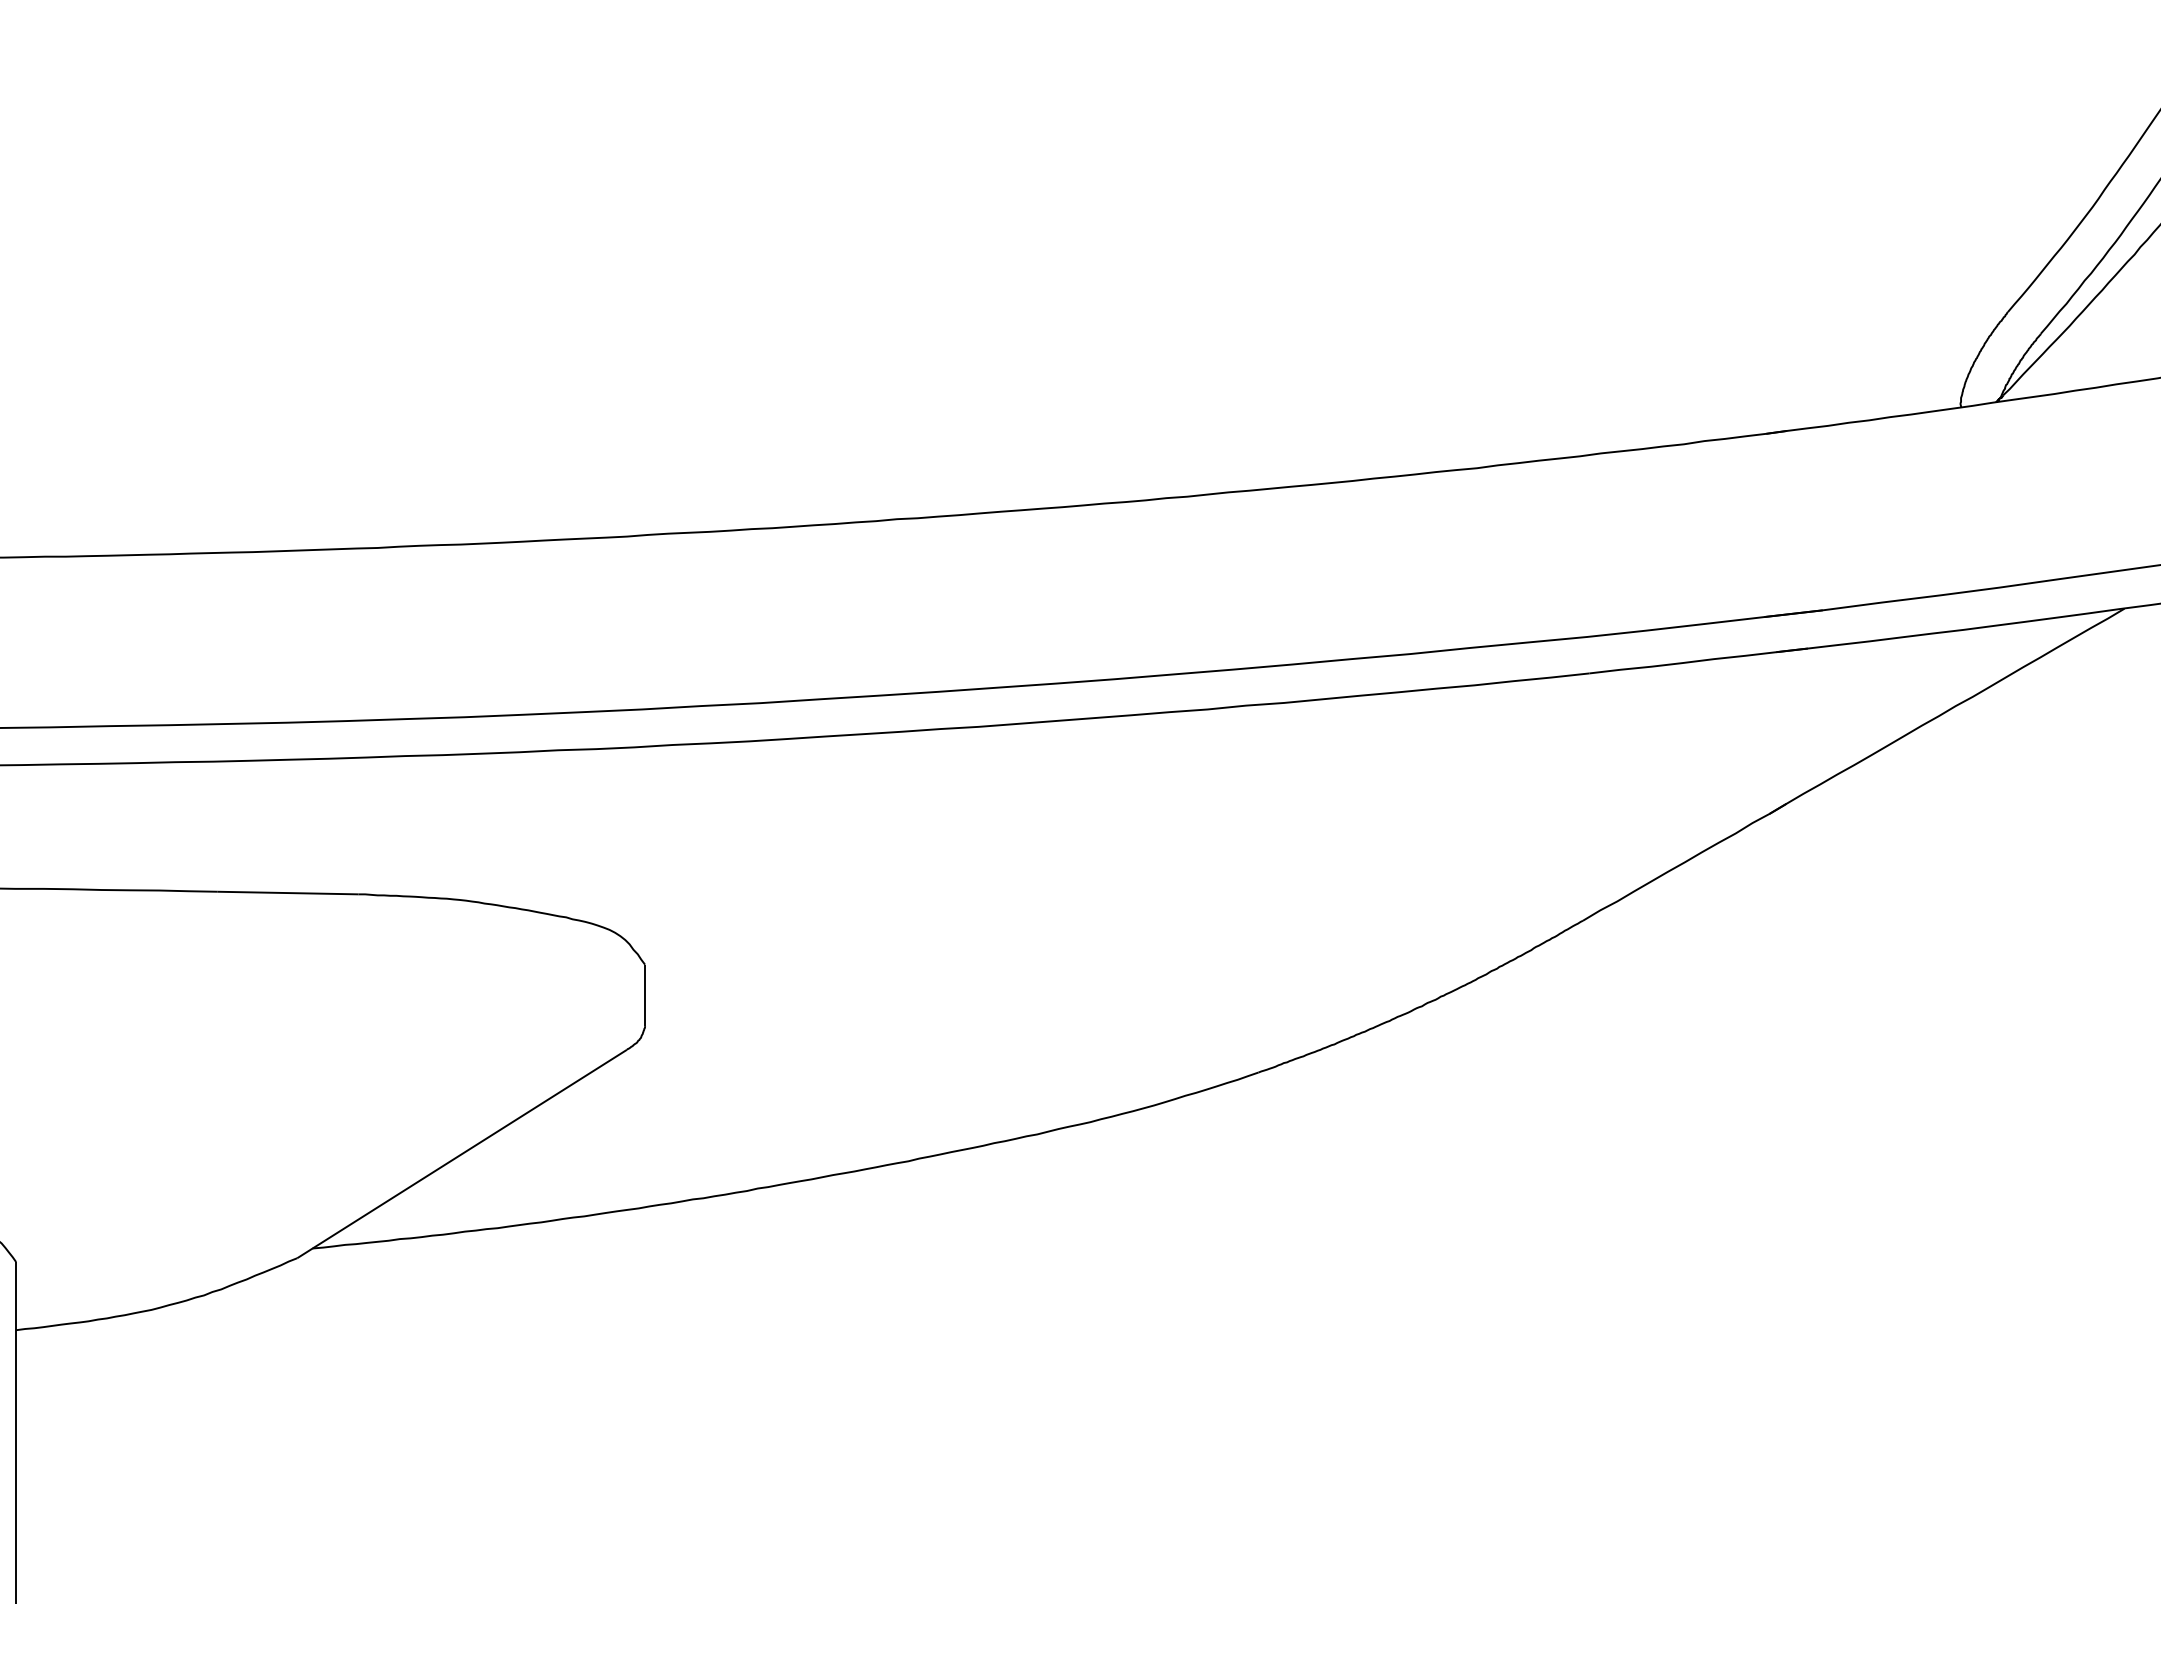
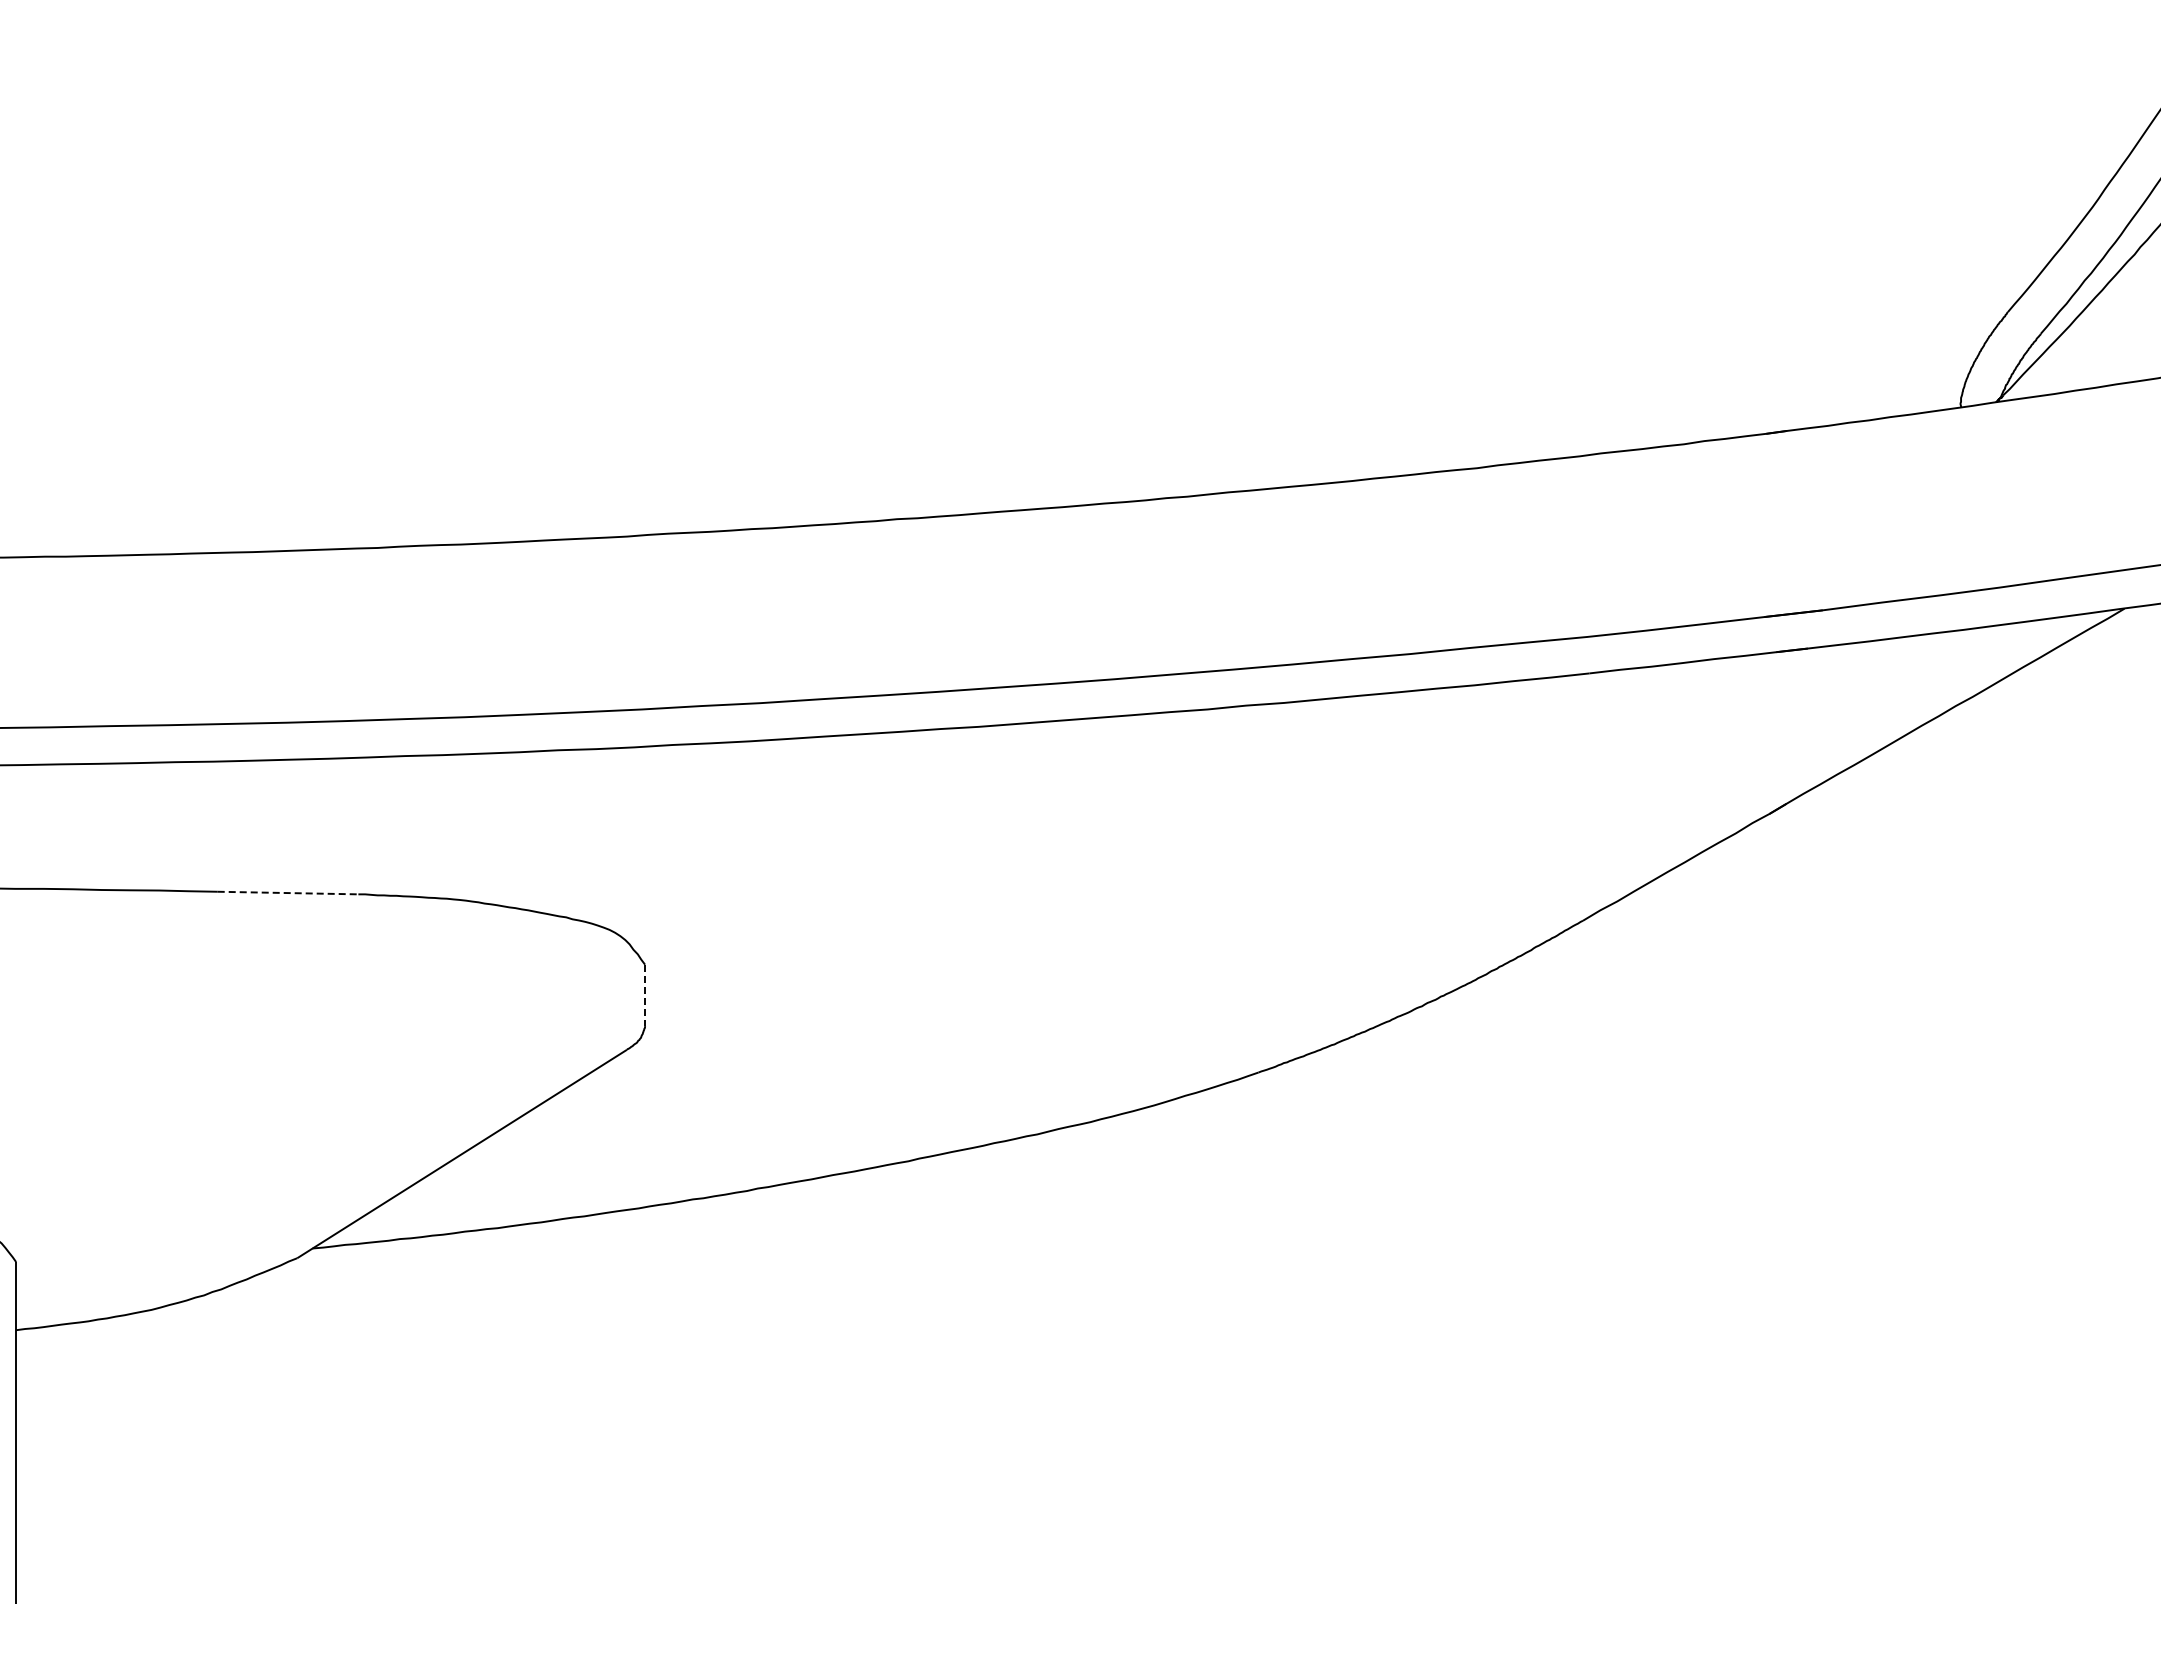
line: solid -> dashed (288, 893)
line: solid -> dashed (645, 995)
